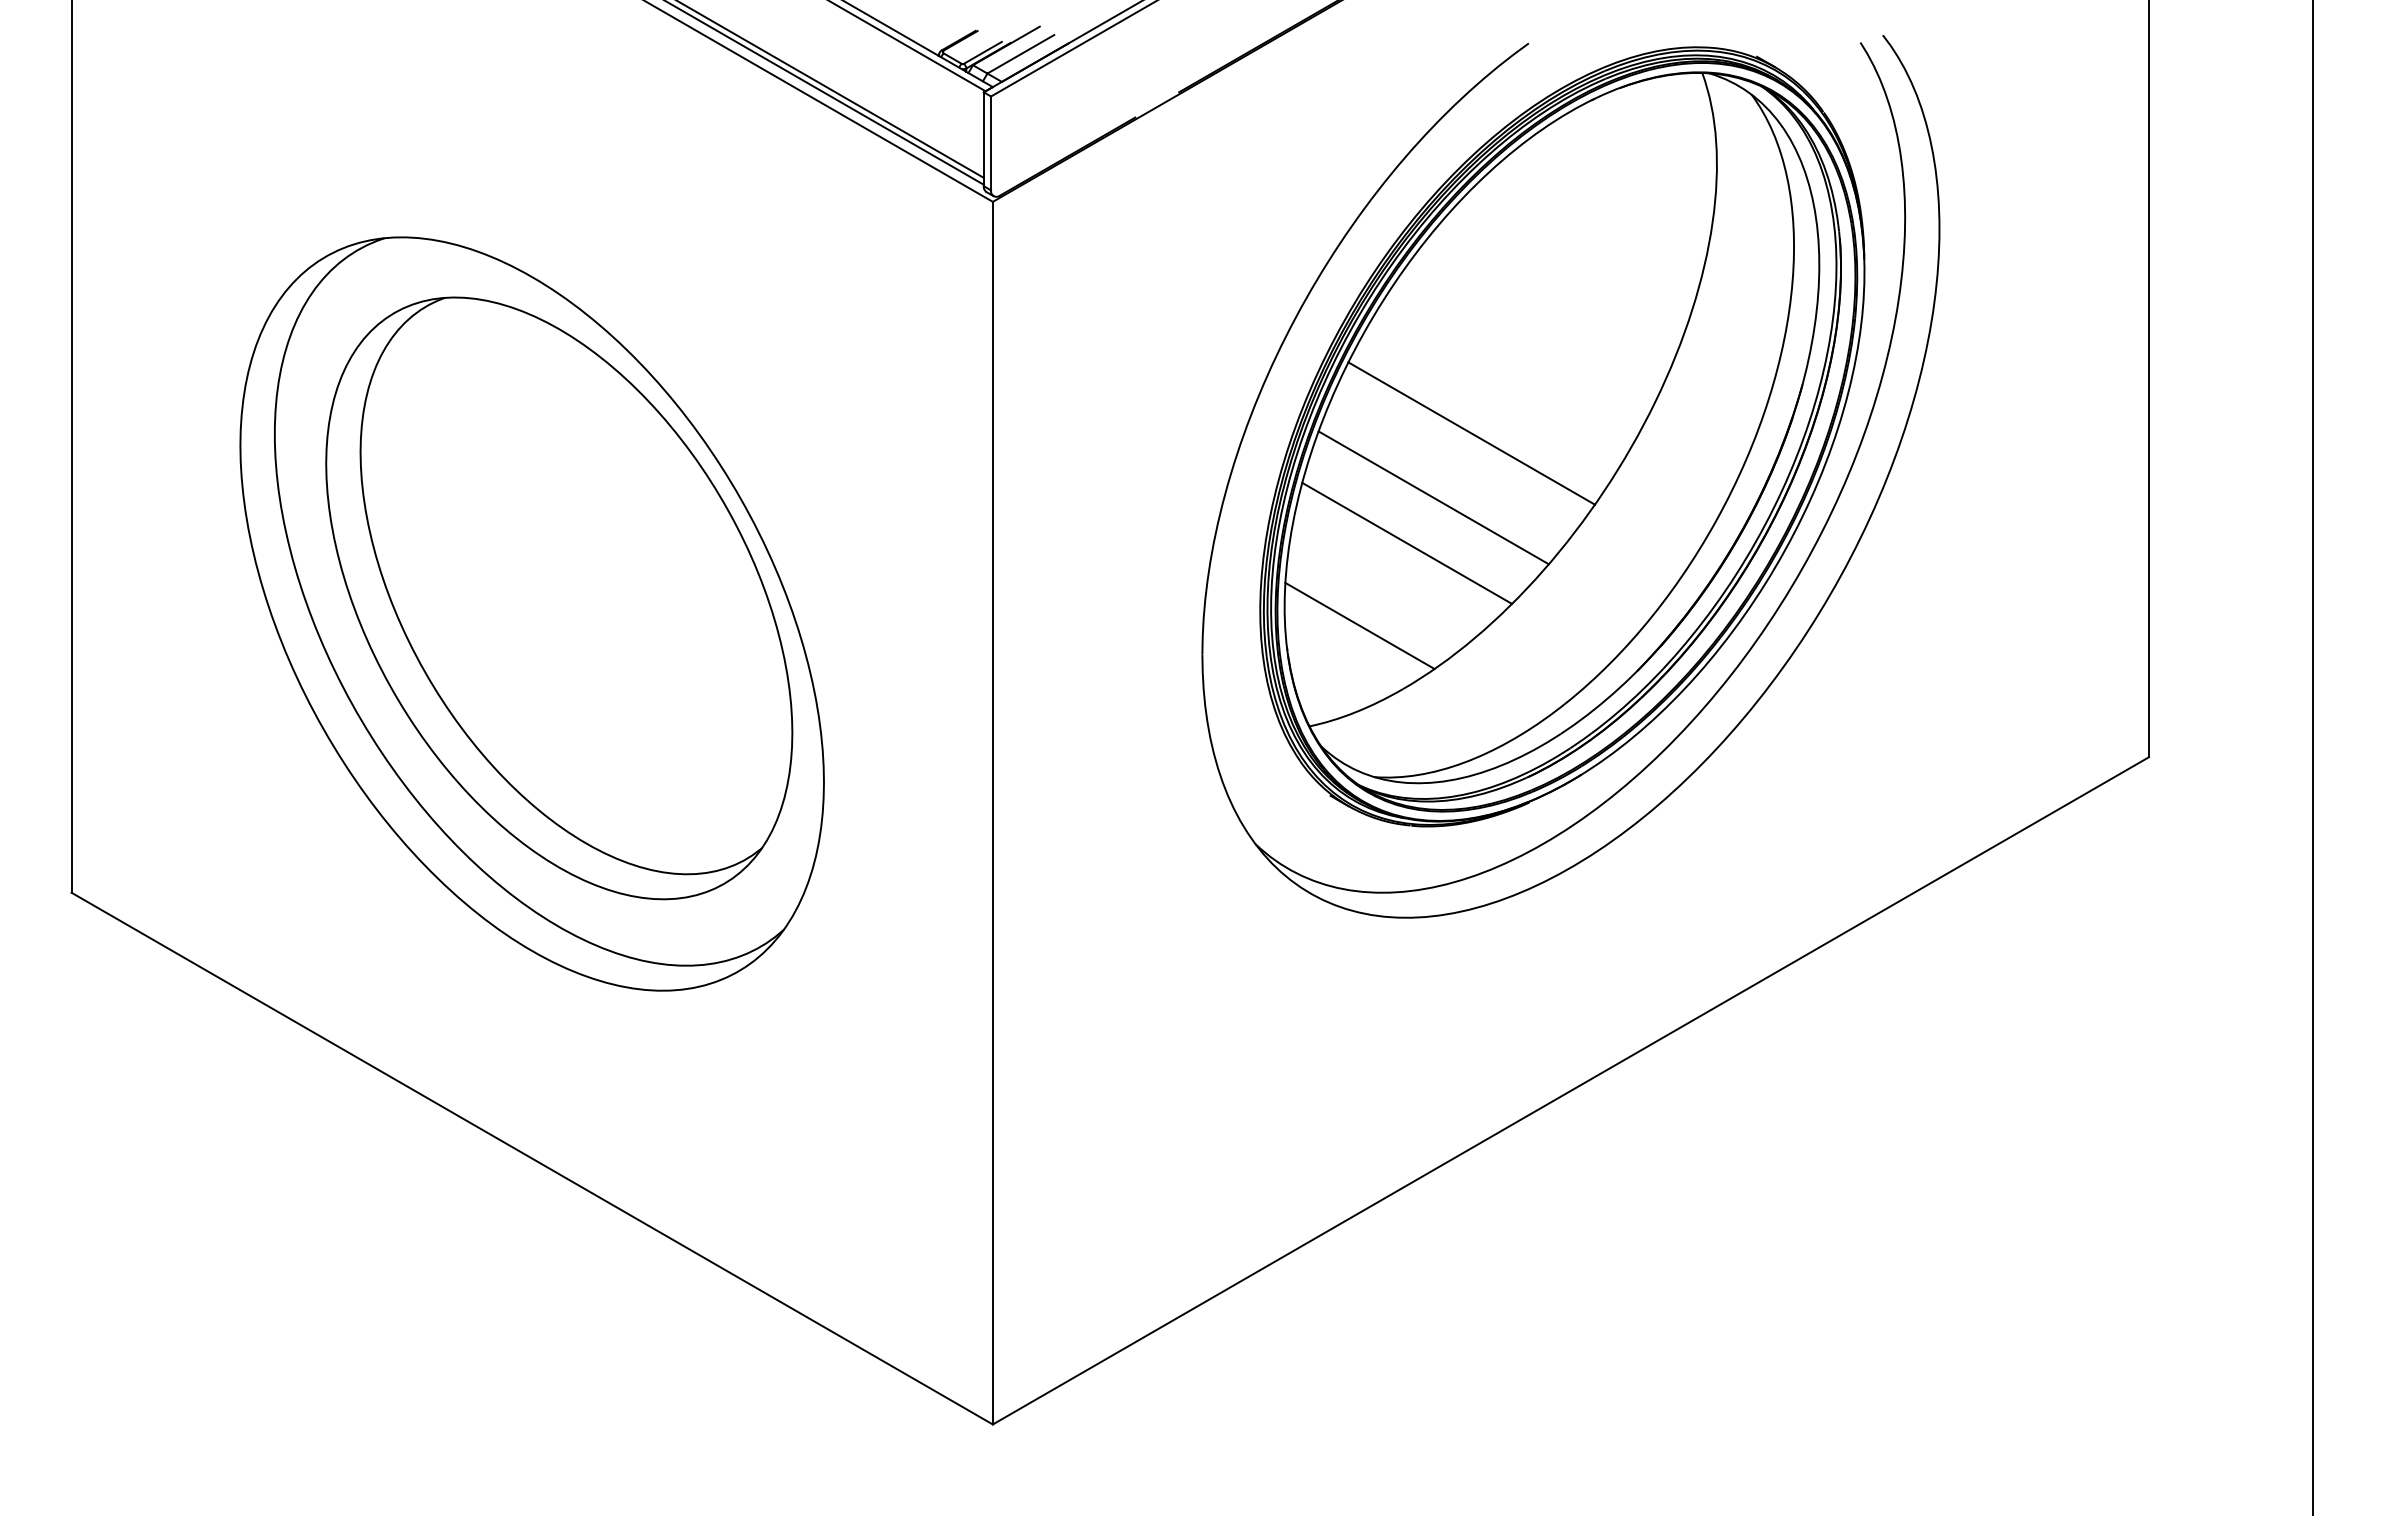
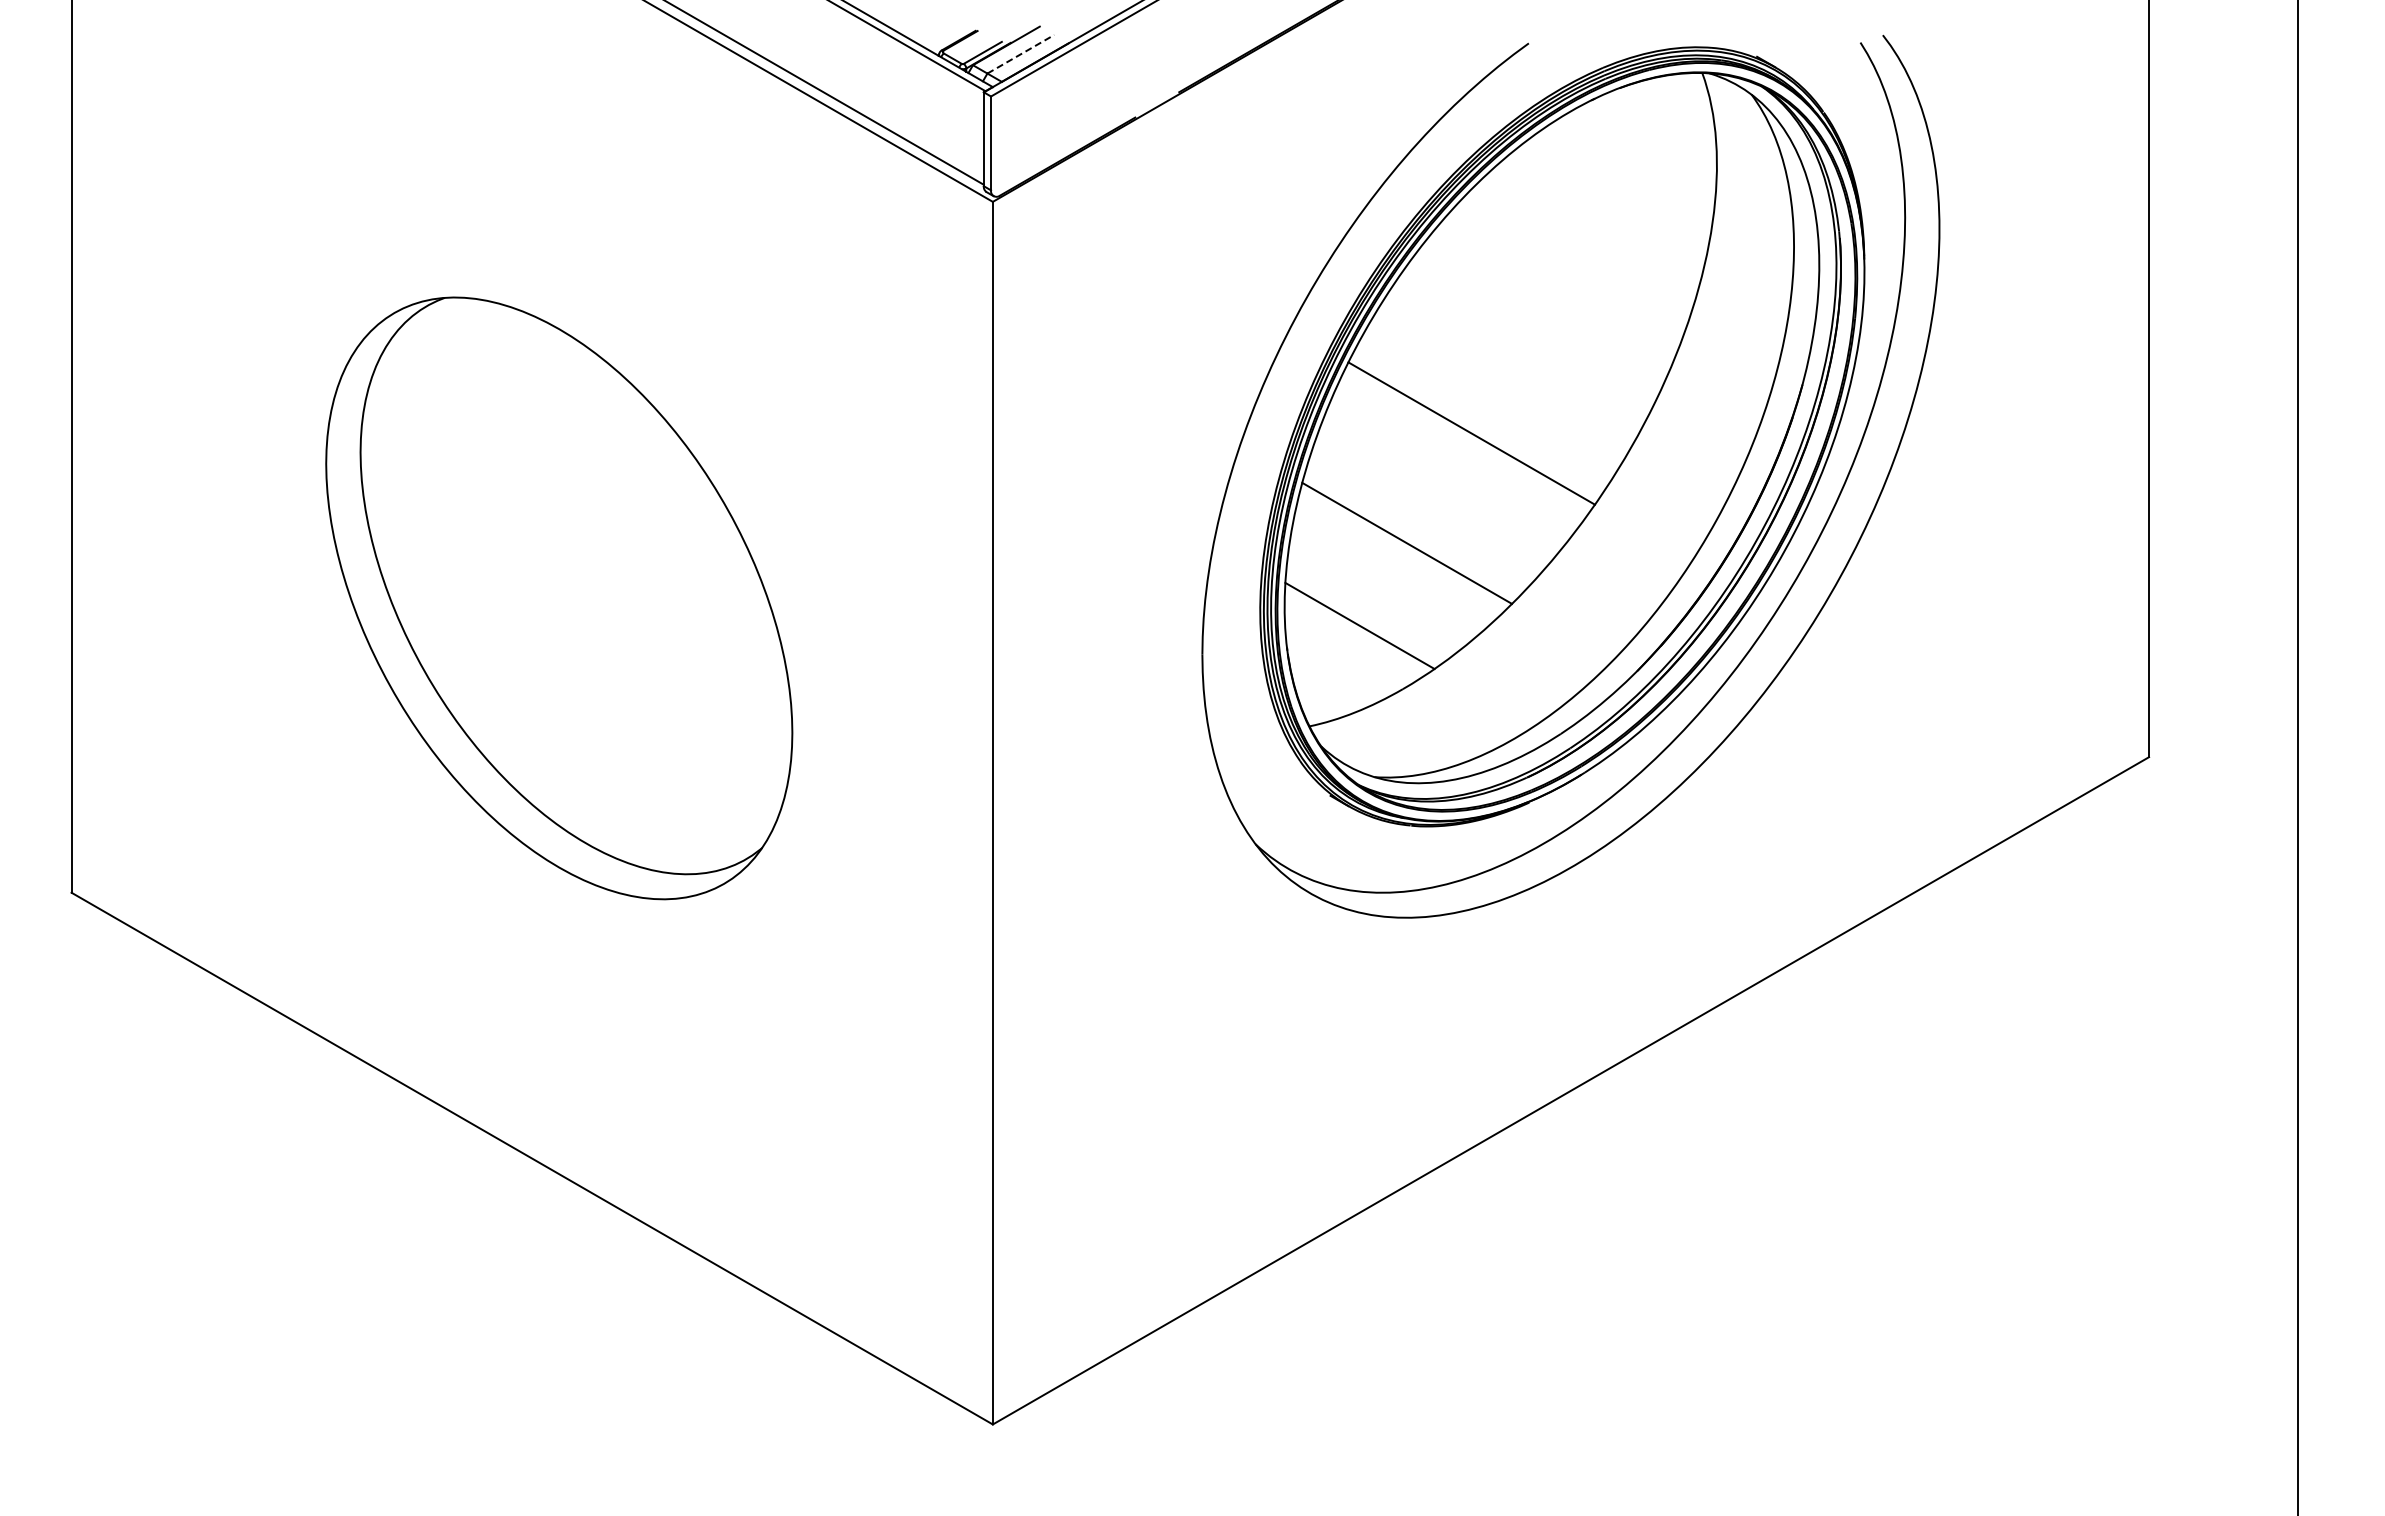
line: solid -> dashed (1020, 54)
line: present -> none (831, 89)
line: present -> none (1433, 497)
part: present -> none (531, 613)
line position: (2313, 757) -> (2298, 757) (2298, 757)
